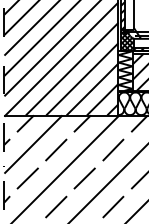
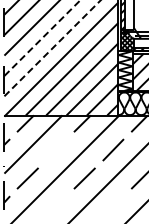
line: solid -> dashed (42, 38)
line: solid -> dashed (53, 47)
line: present -> none (56, 149)
line: present -> none (56, 206)
line: present -> none (113, 206)
